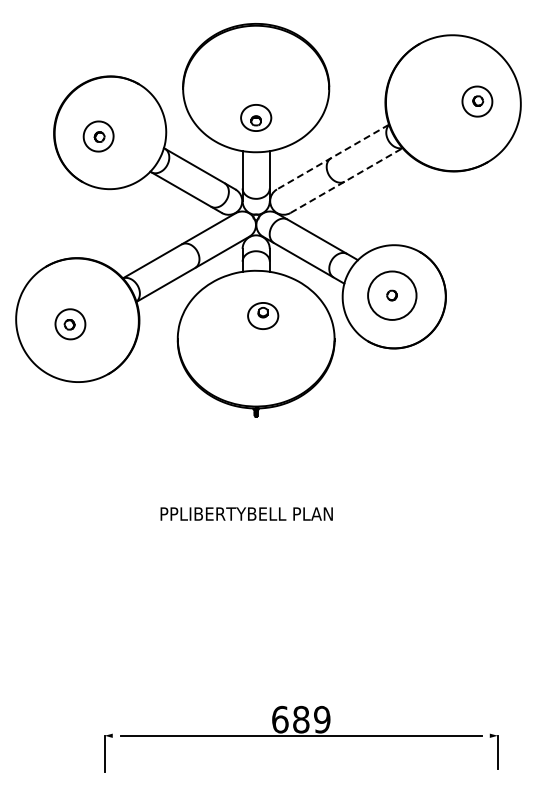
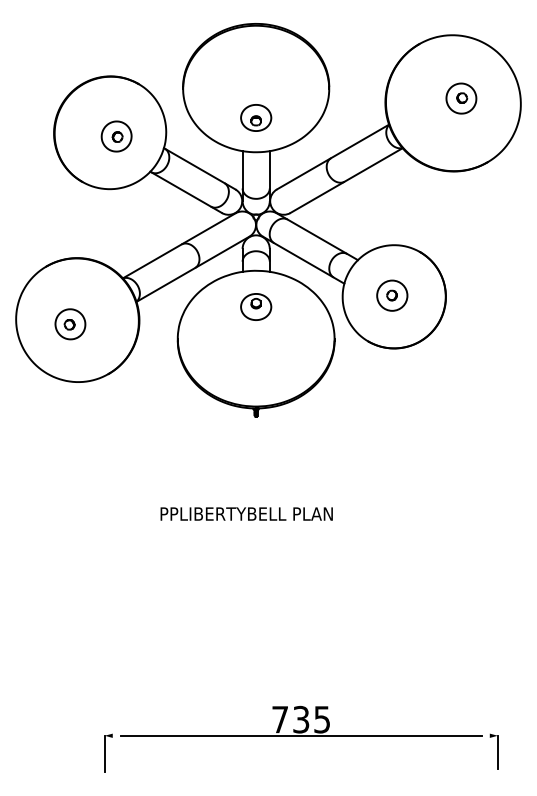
part position: (477, 101) -> (461, 98) (461, 98)
part position: (98, 136) -> (116, 136) (116, 136)
line: dashed -> solid (333, 157)
line: dashed -> solid (346, 180)
circle diameter: 48 px -> 30 px (392, 295)
part position: (263, 315) -> (256, 306) (256, 306)
text: 689 -> 735 (301, 719)
